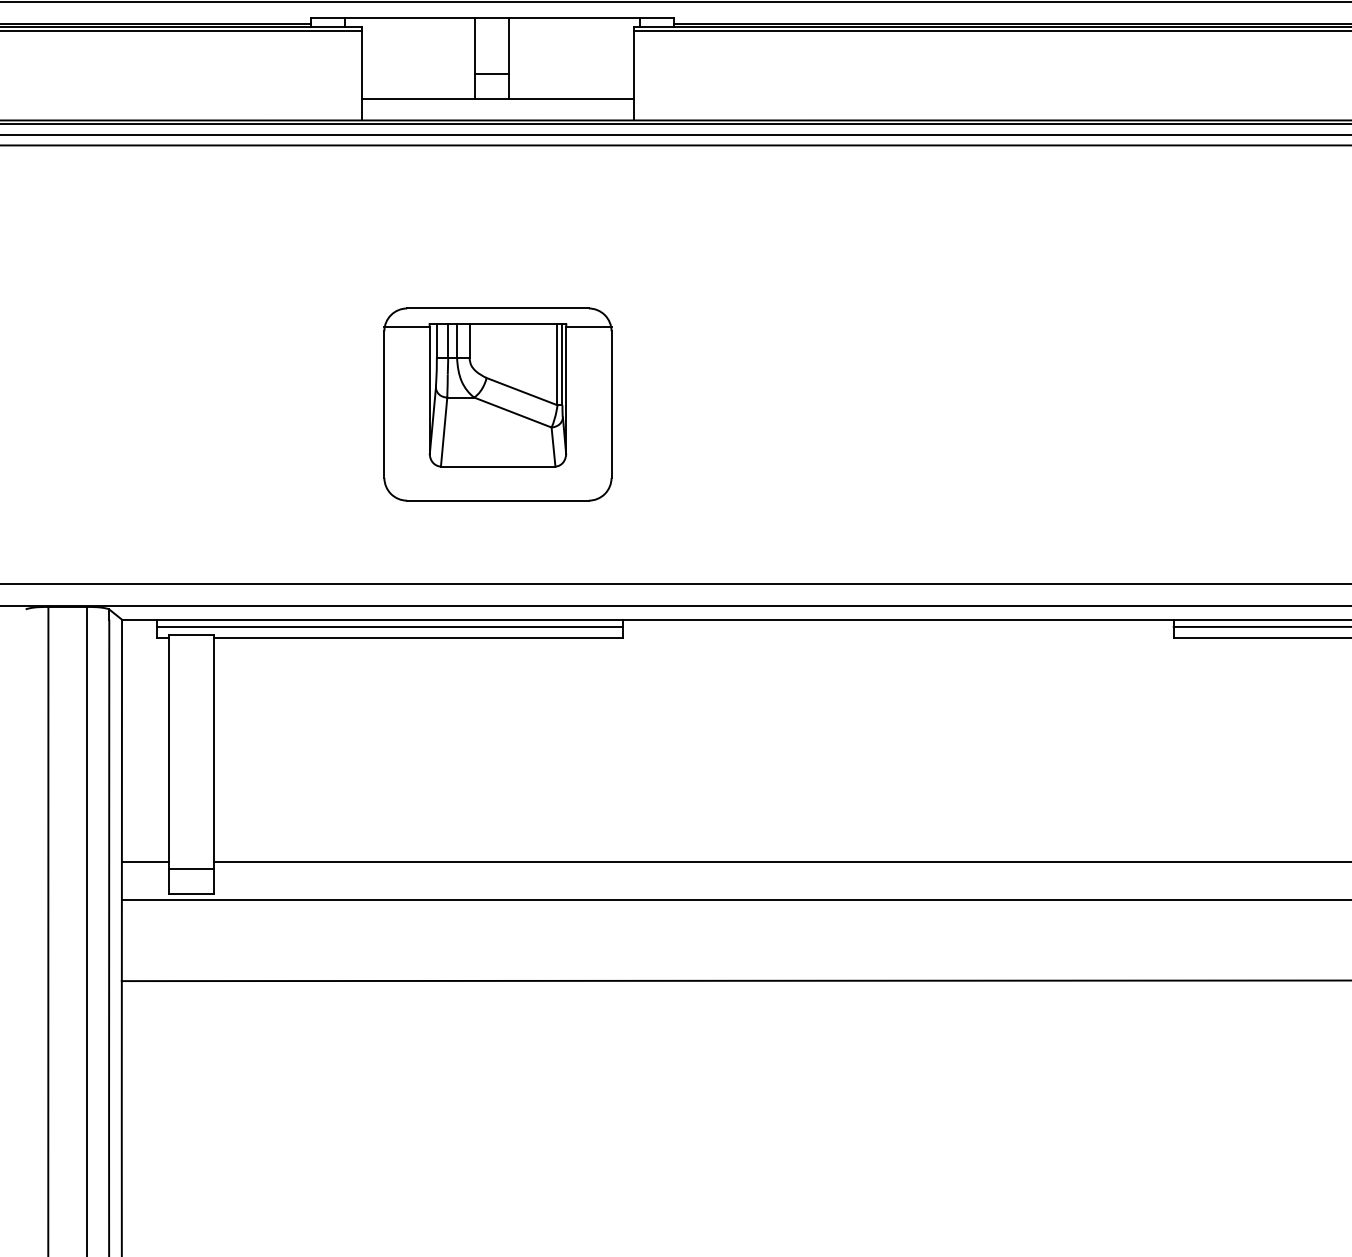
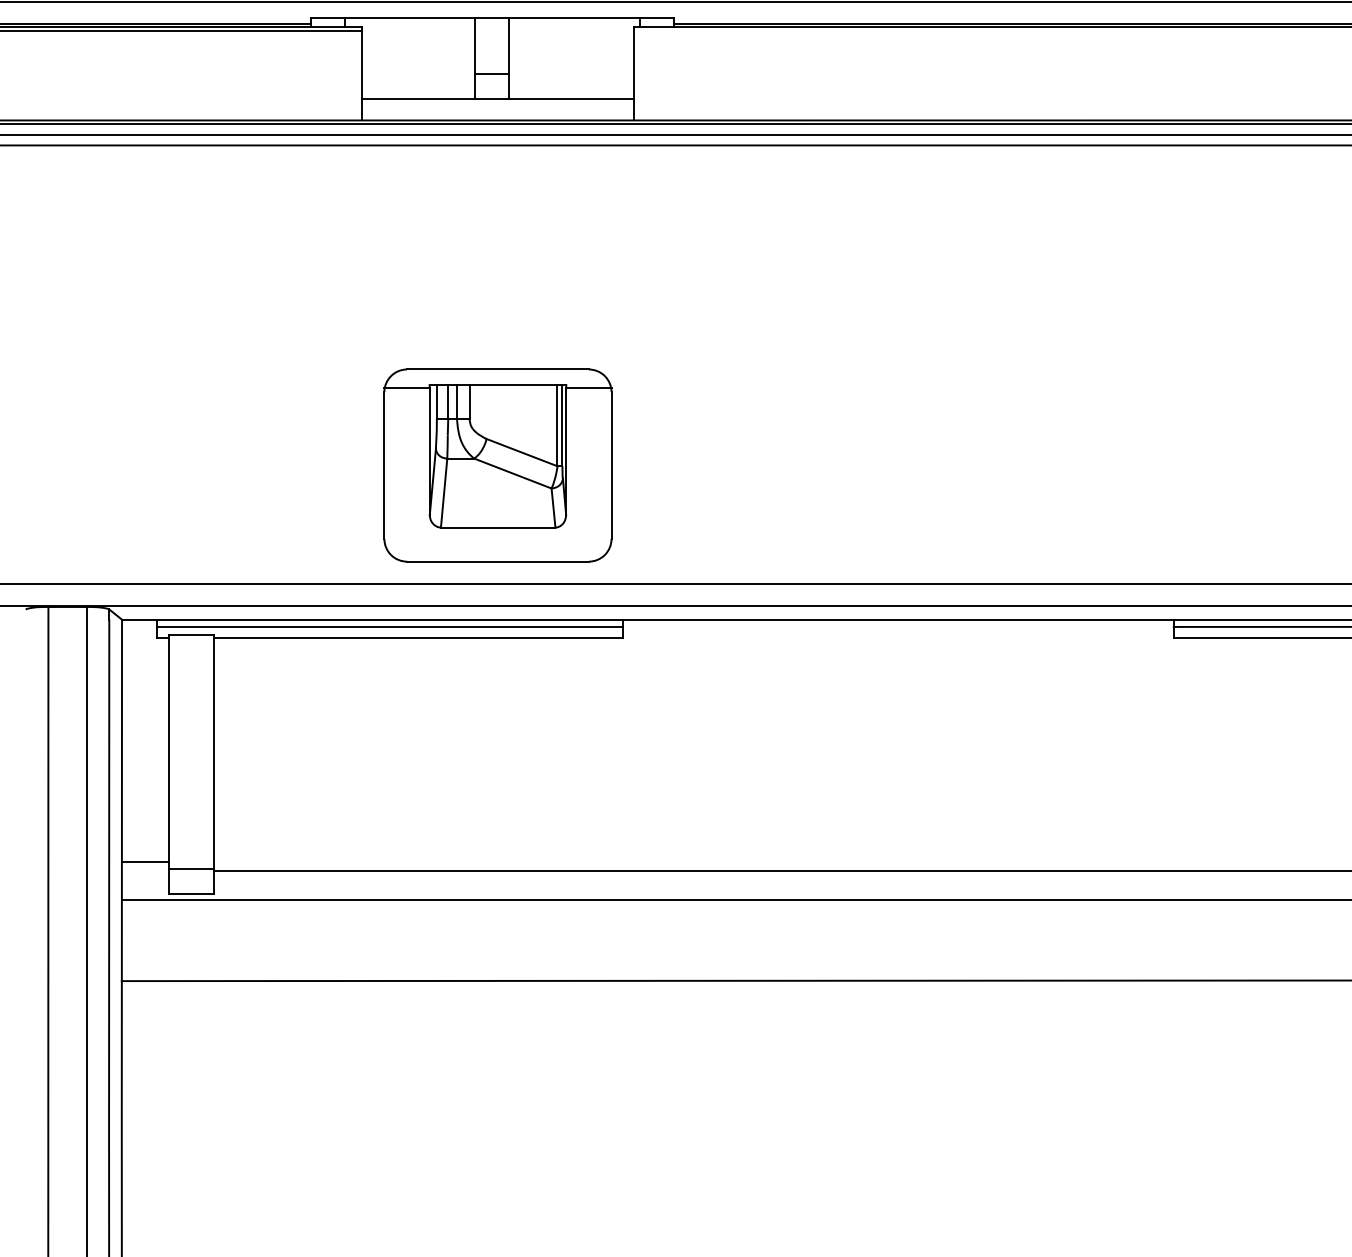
line: present -> none (991, 30)
part position: (497, 404) -> (497, 465) (497, 465)
line position: (781, 861) -> (781, 870) (781, 870)
